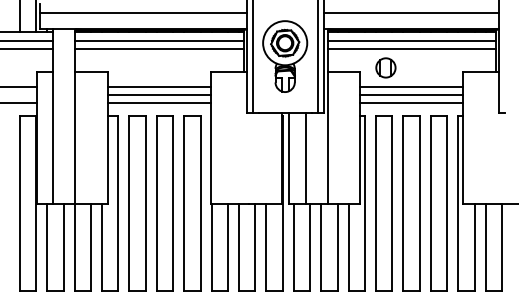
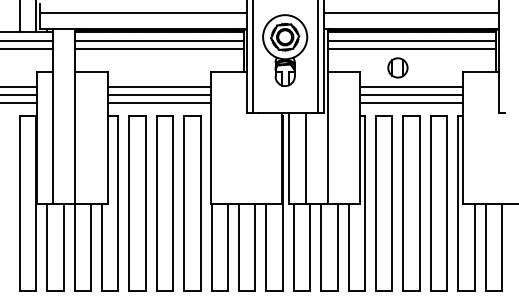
part position: (285, 56) -> (285, 50) (285, 50)
part position: (385, 67) -> (397, 67) (397, 67)
line: none -> present (19, 95)
